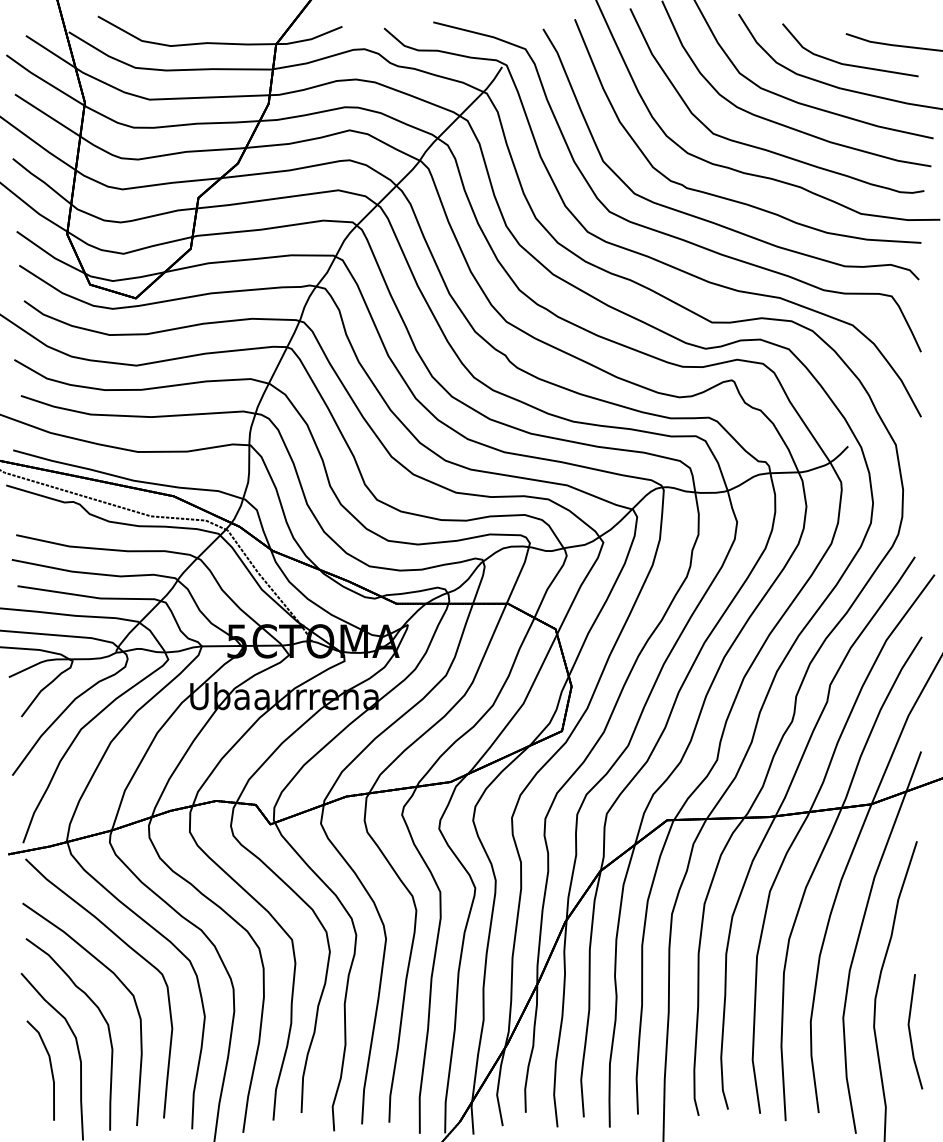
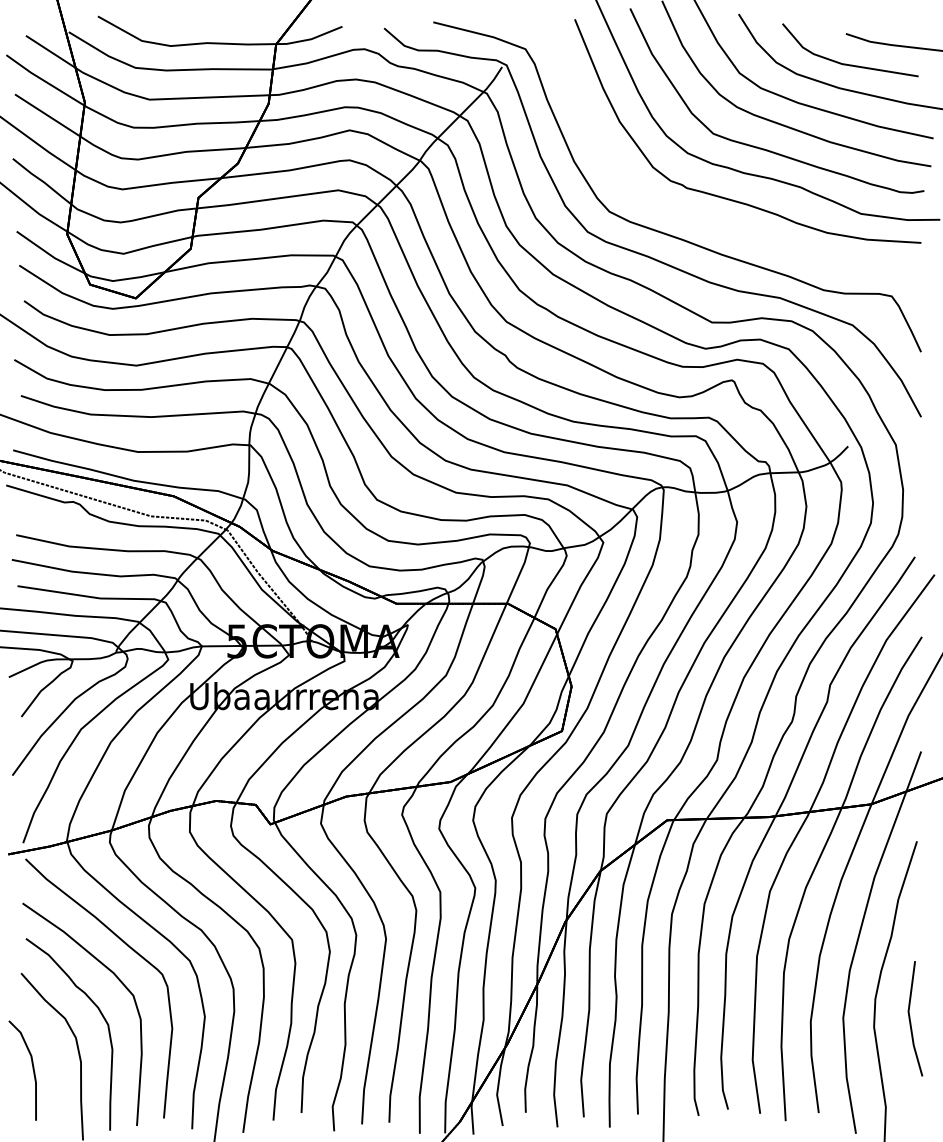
curve: present -> none (709, 220)
line position: (910, 1031) -> (910, 1018) (910, 1018)
part position: (50, 1069) -> (32, 1069) (32, 1069)
